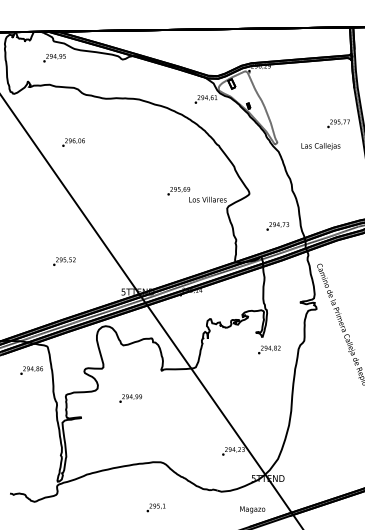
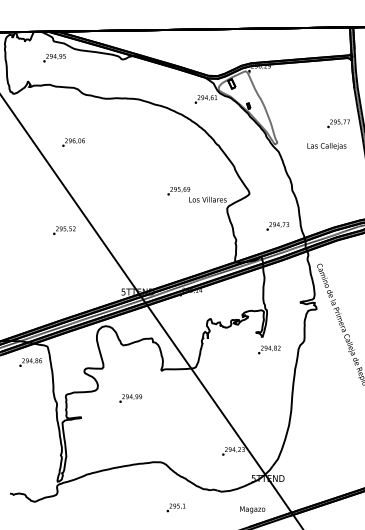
text position: (320, 146) -> (326, 146) (326, 146)
text position: (64, 261) -> (64, 230) (64, 230)
text position: (31, 370) -> (30, 362) (30, 362)
text position: (155, 507) -> (175, 507) (175, 507)
